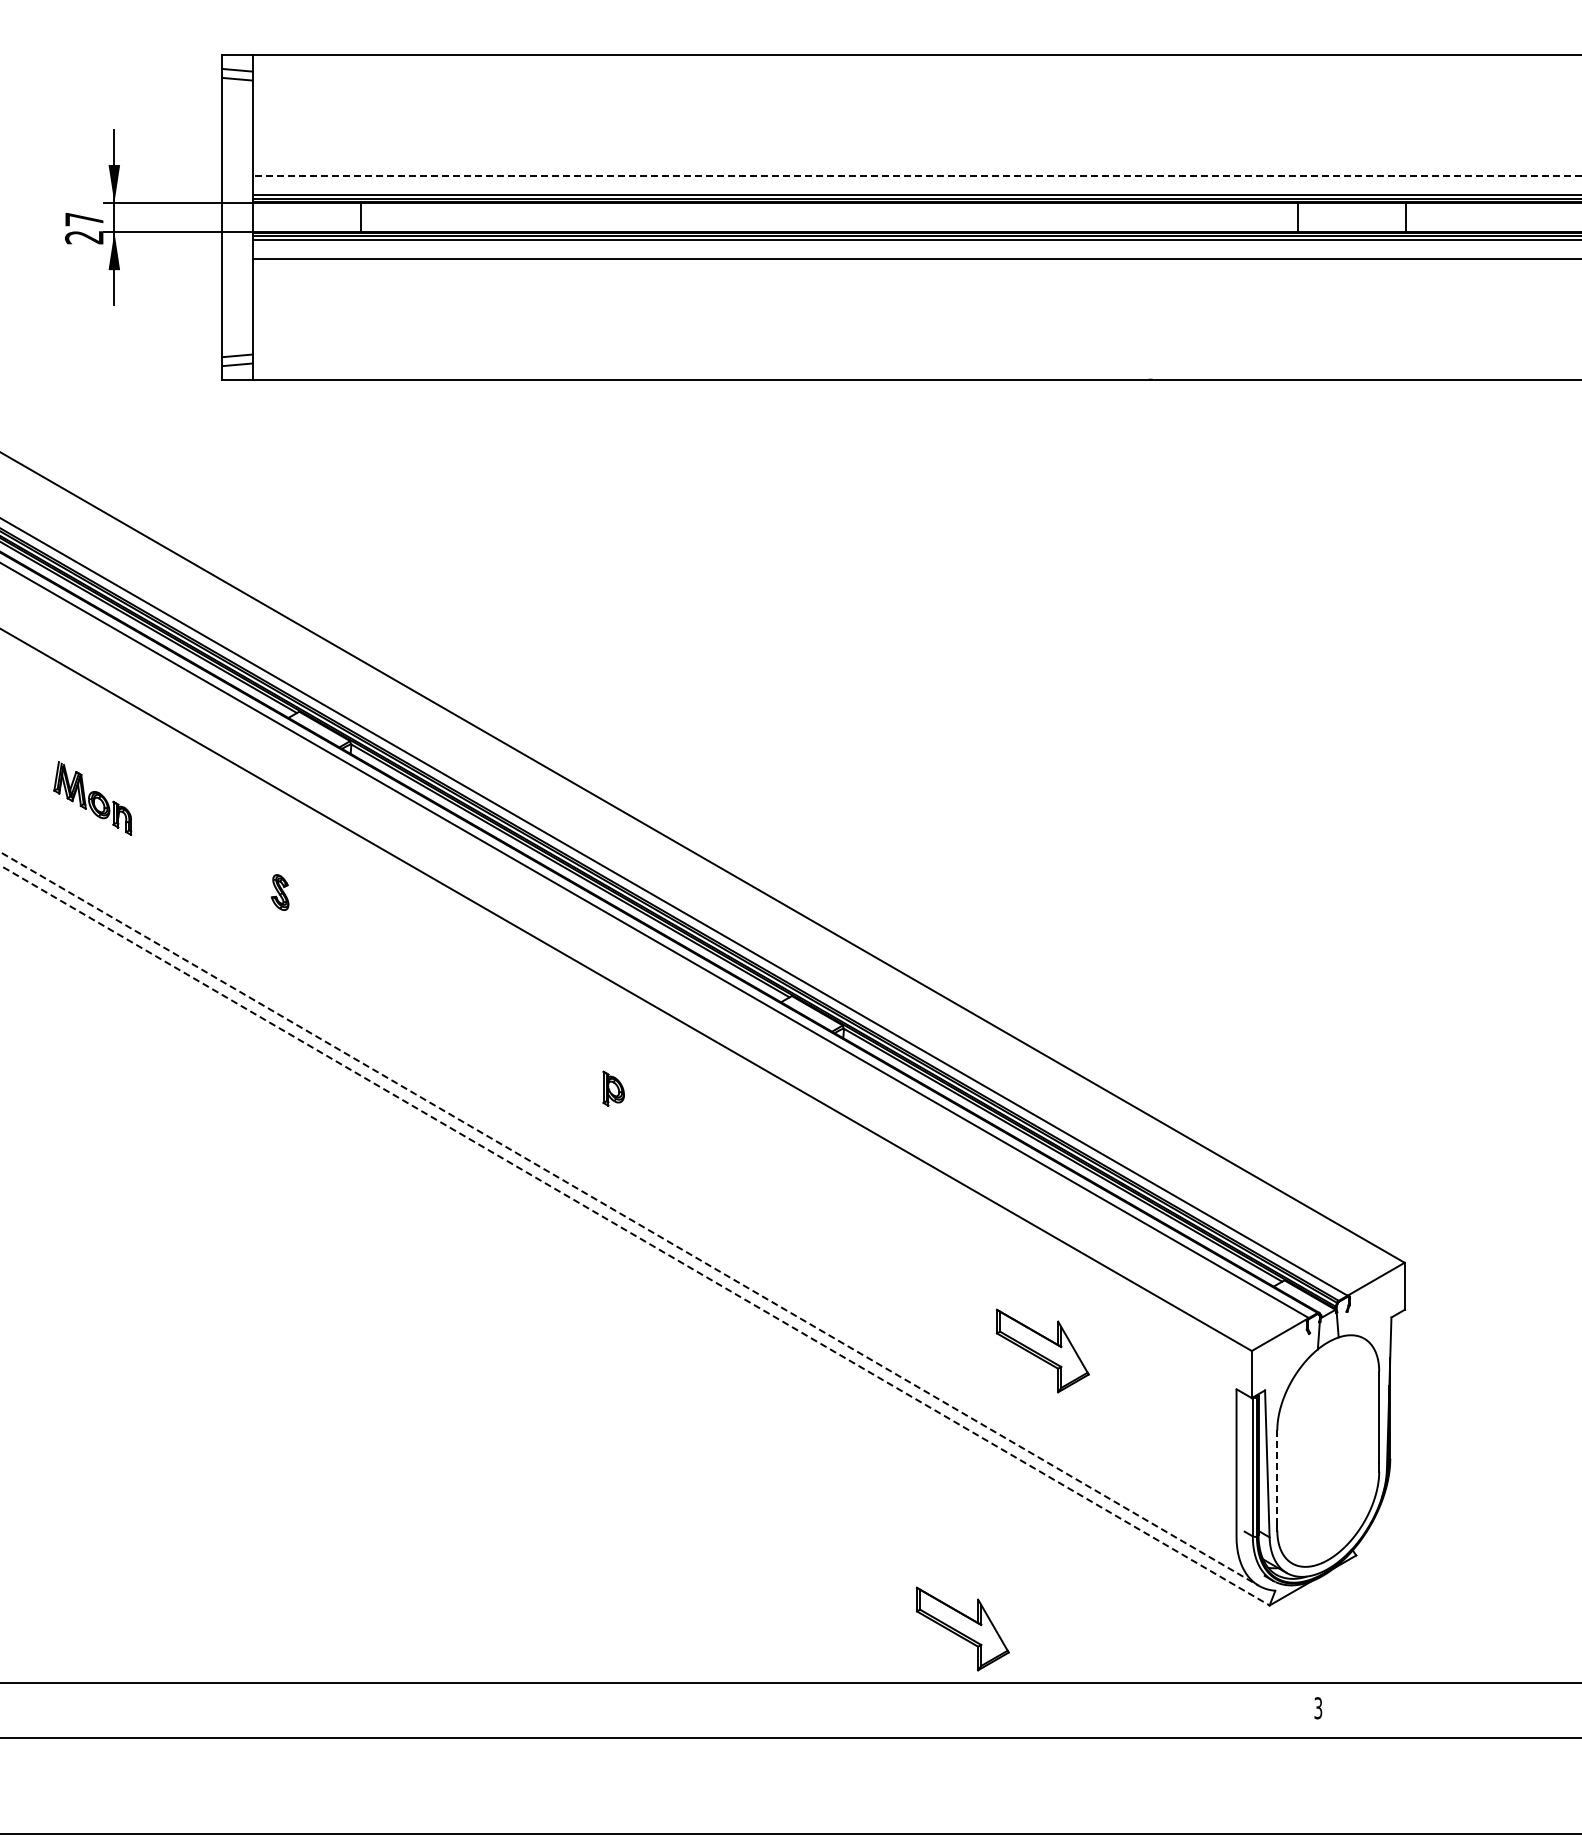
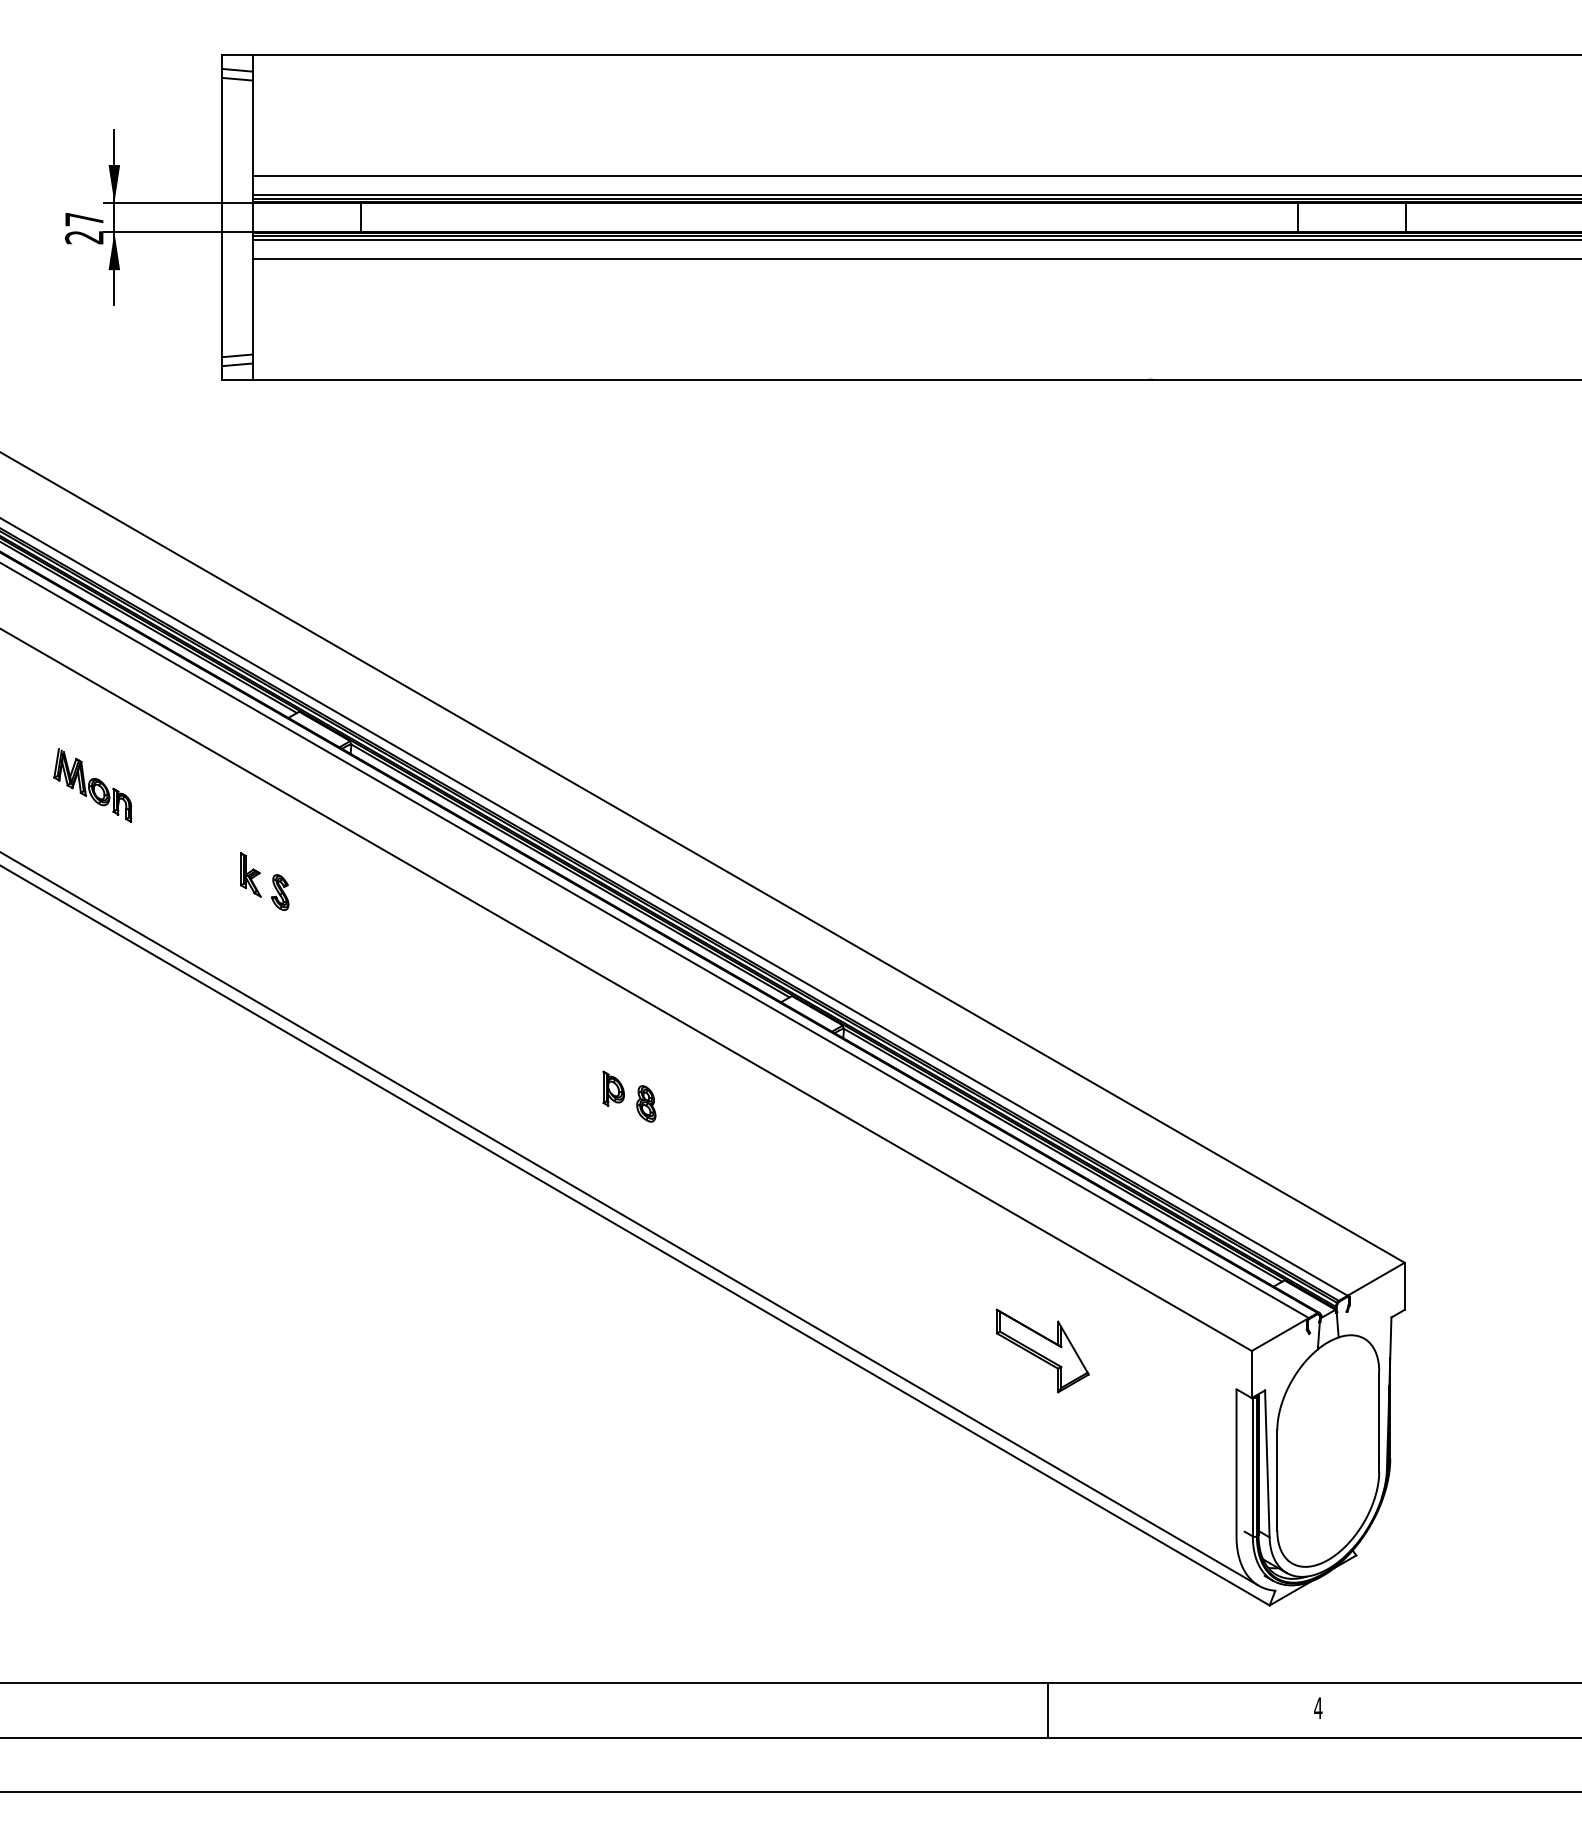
line: dashed -> solid (916, 176)
part position: (92, 798) -> (92, 785) (92, 785)
part: none -> present (250, 874)
part: none -> present (646, 1103)
line: dashed -> solid (629, 1218)
line: dashed -> solid (635, 1235)
line: dashed -> solid (1277, 1476)
part: present -> none (962, 1628)
text: 3 -> 4 (1318, 1708)
line: none -> present (1047, 1710)
line position: (790, 1833) -> (790, 1791) (790, 1791)
